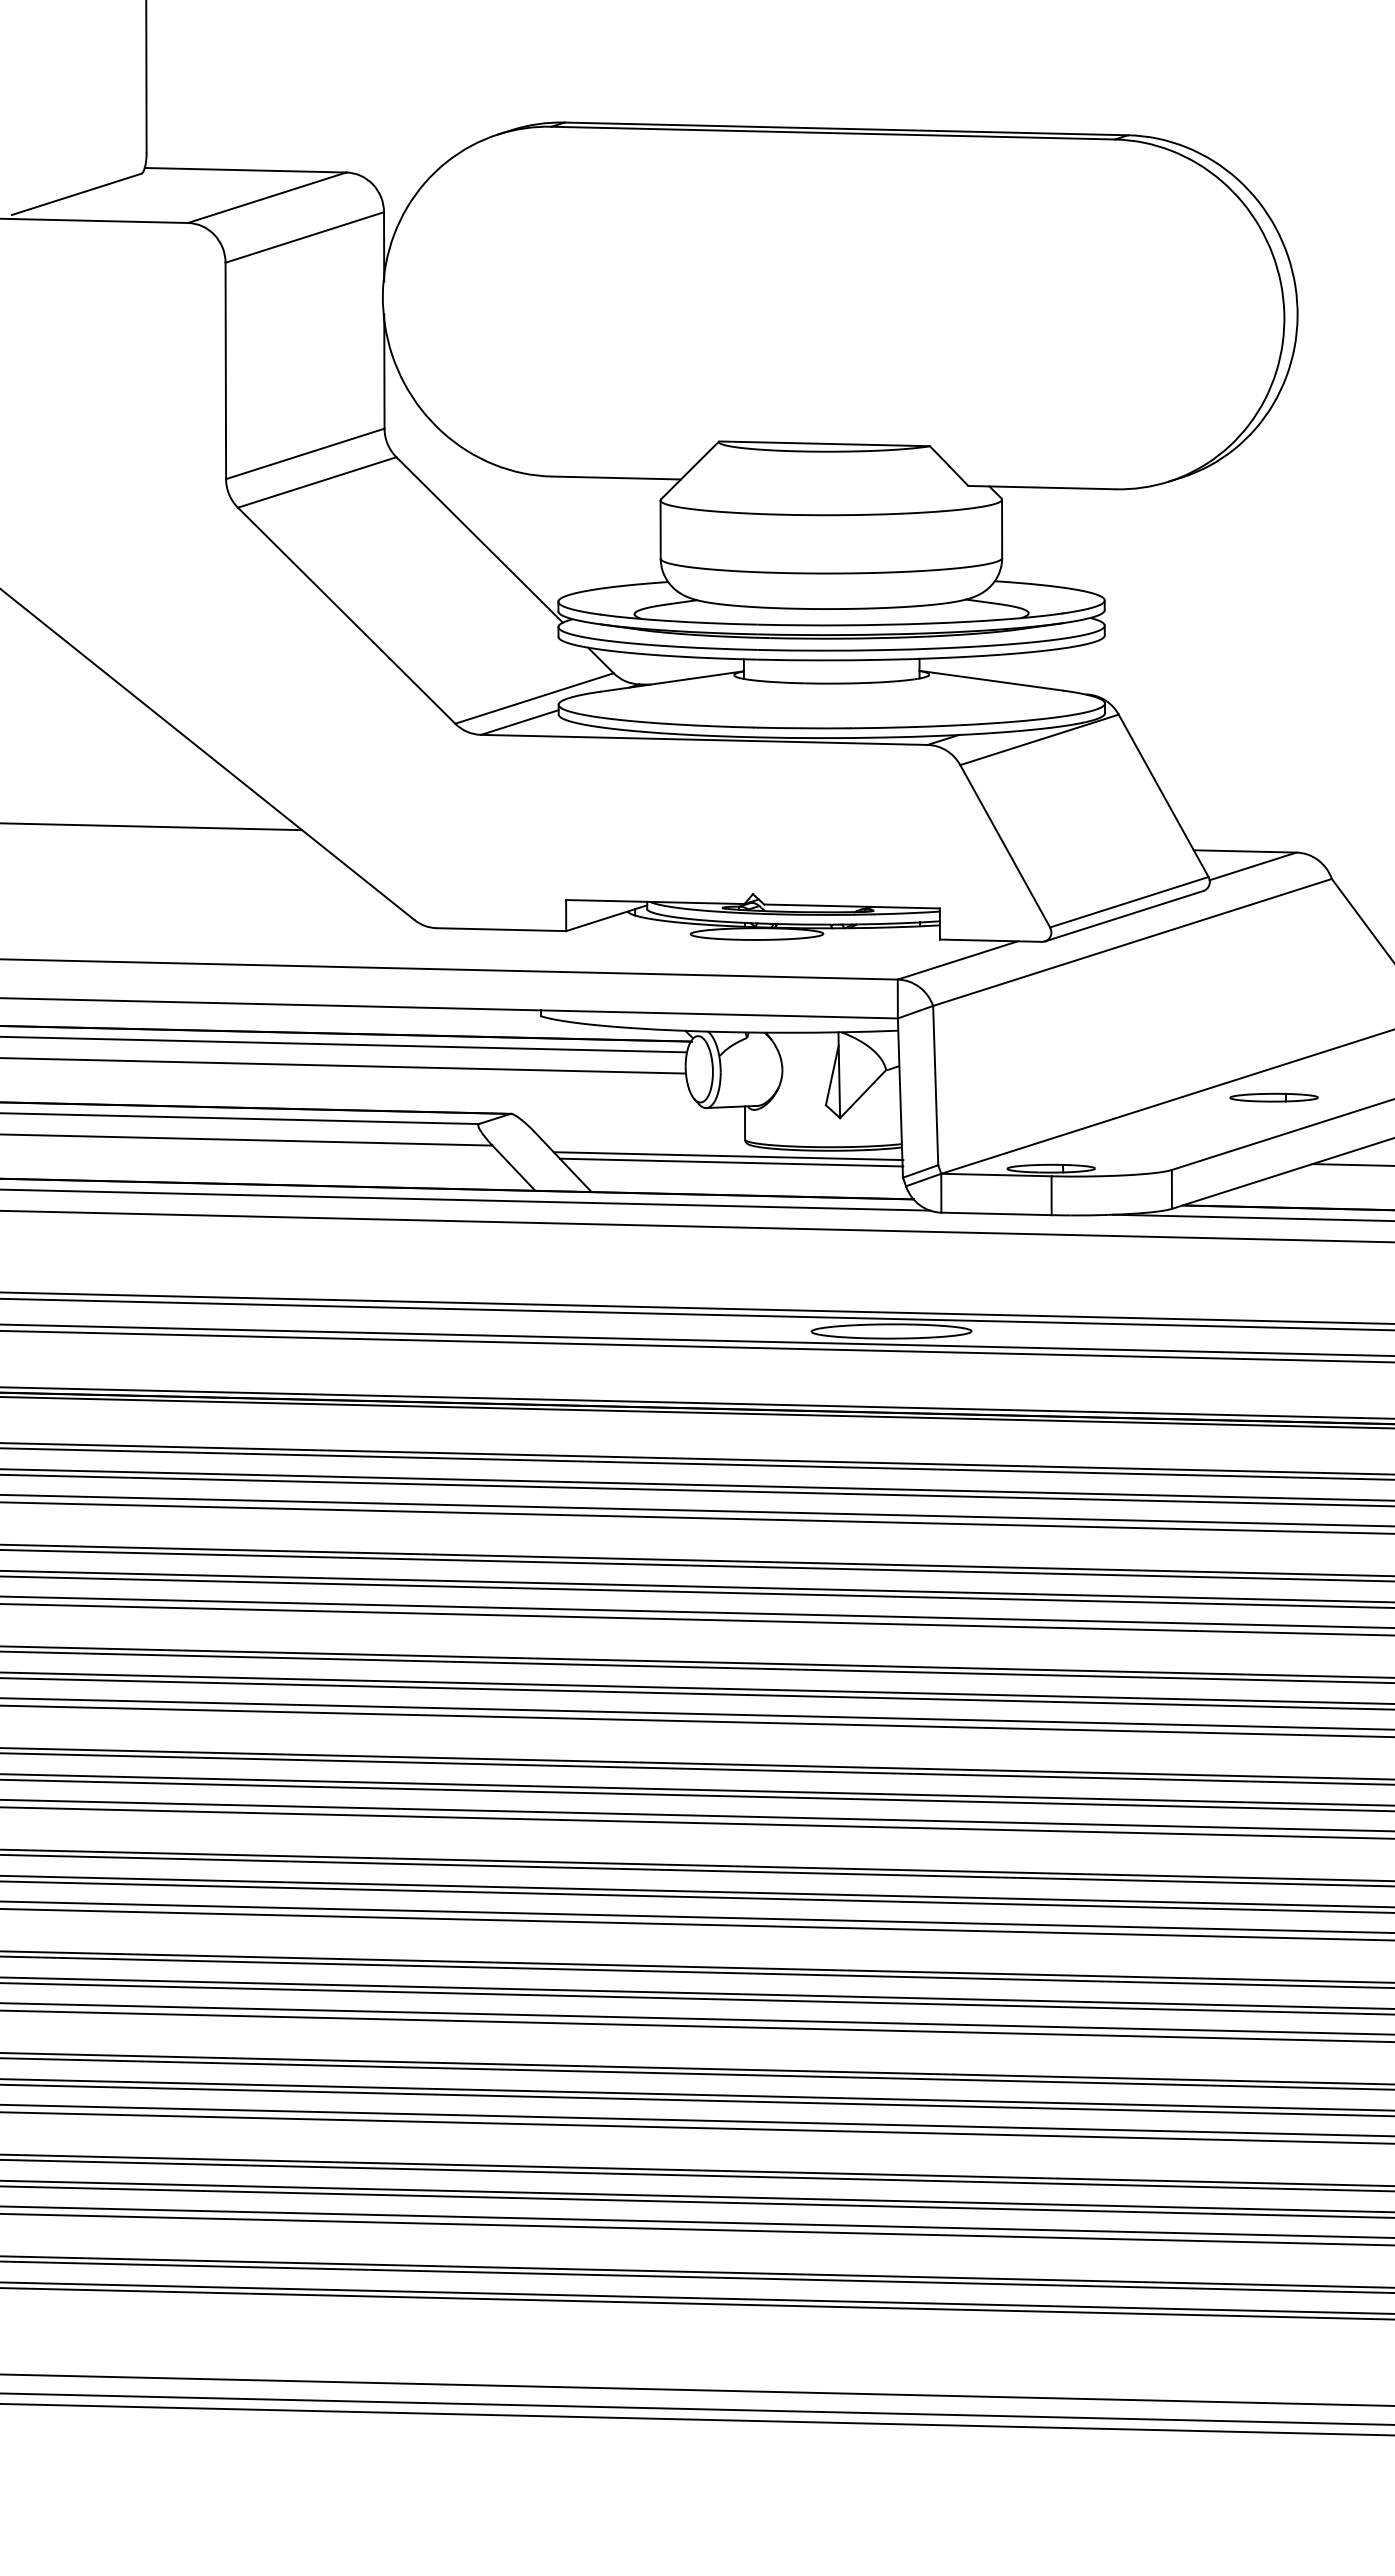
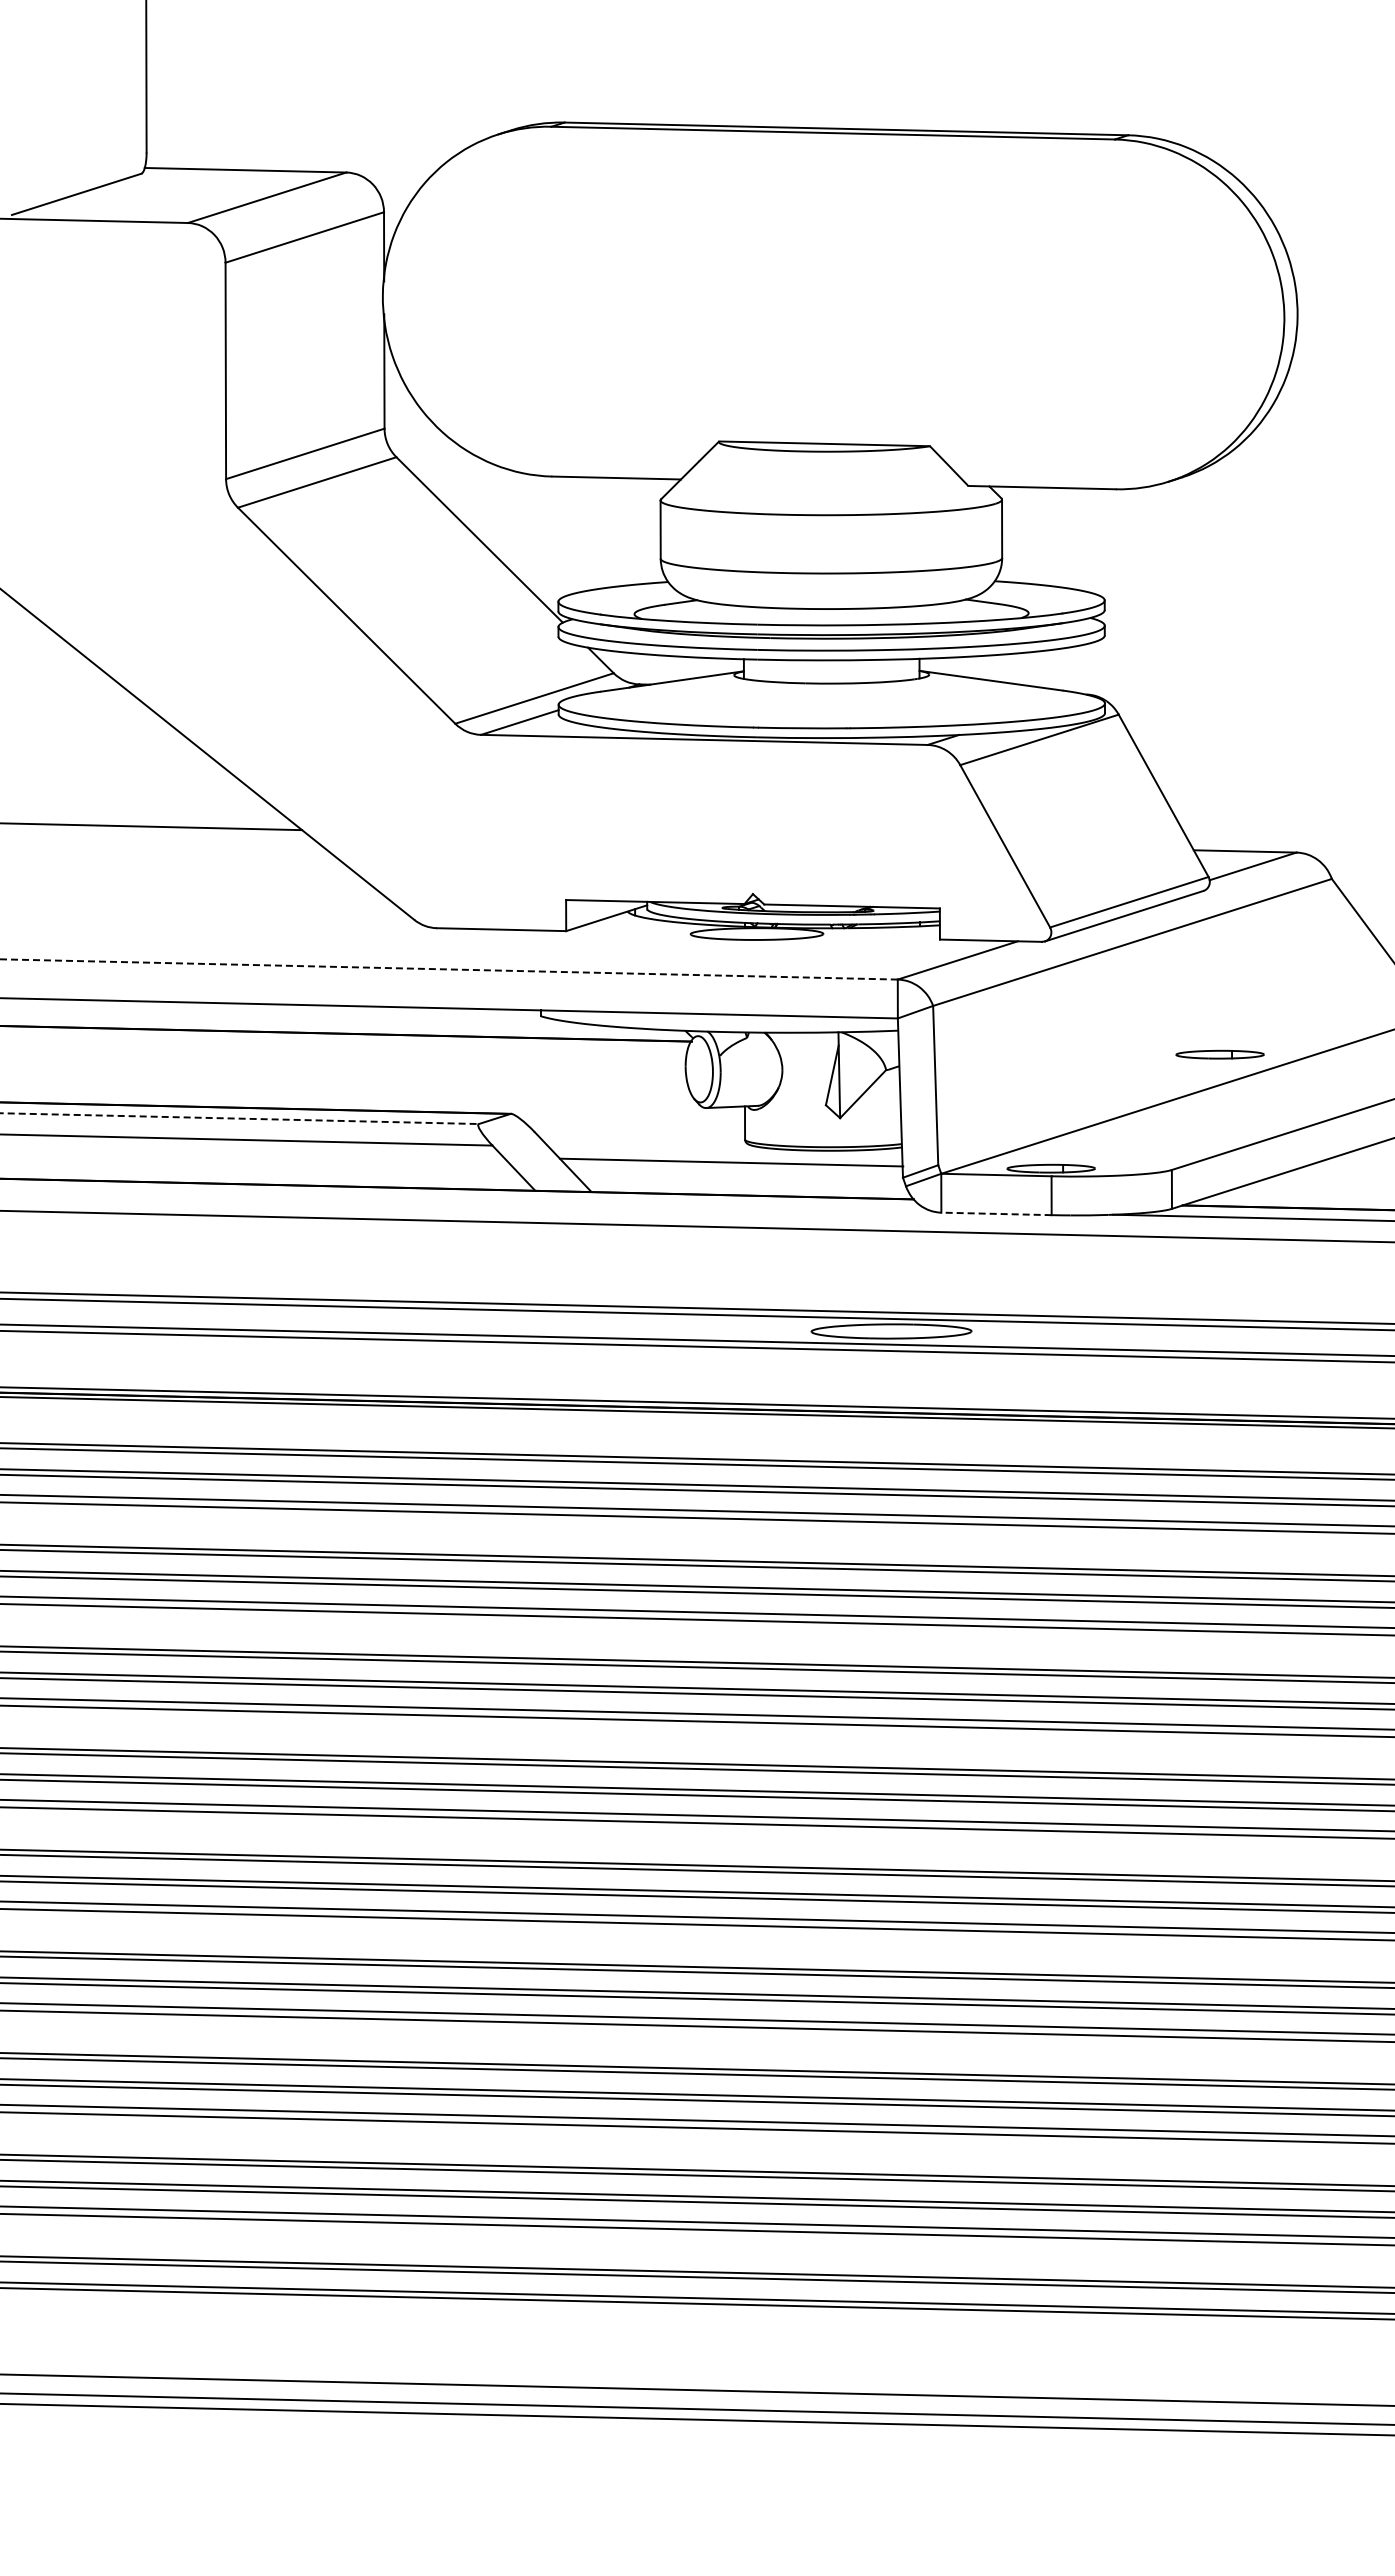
line: solid -> dashed (449, 969)
line: present -> none (343, 1044)
line: present -> none (343, 1065)
part position: (1273, 1097) -> (1219, 1054) (1219, 1054)
line: solid -> dashed (240, 1118)
line: present -> none (728, 1156)
line: present -> none (1351, 1164)
line: present -> none (466, 1199)
line: solid -> dashed (996, 1213)
